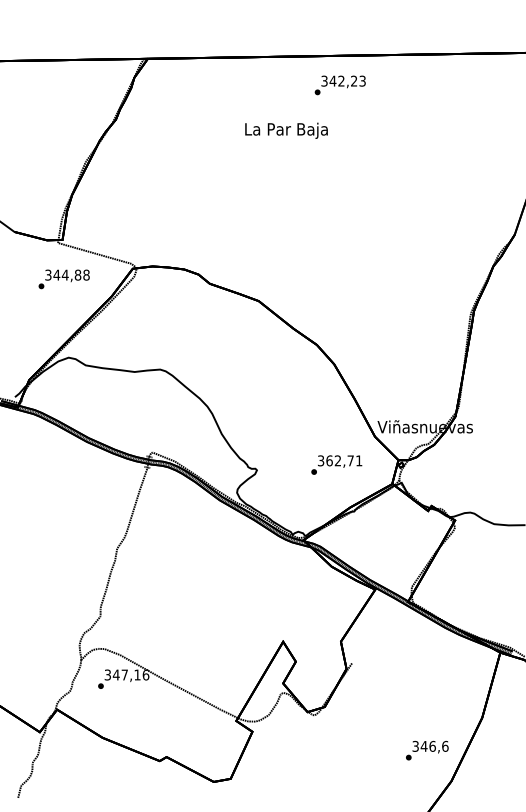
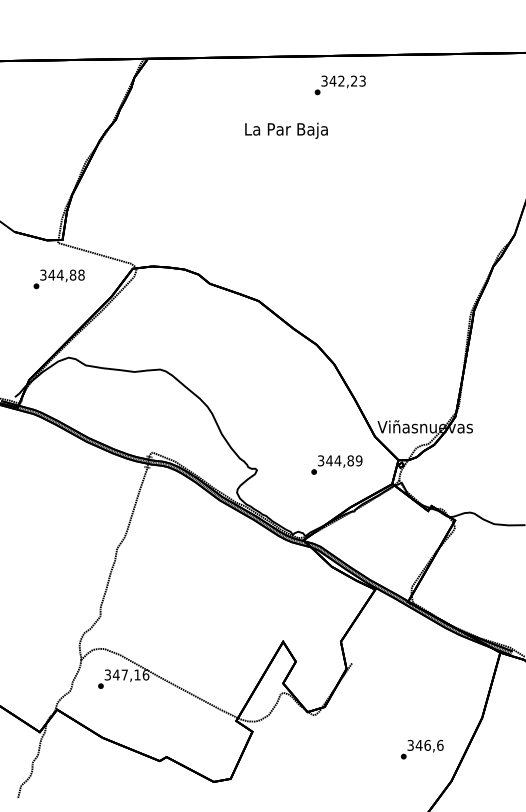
text position: (63, 279) -> (58, 279) (58, 279)
text: 362,71 -> 344,89 (344, 460)
text position: (427, 750) -> (422, 749) (422, 749)
